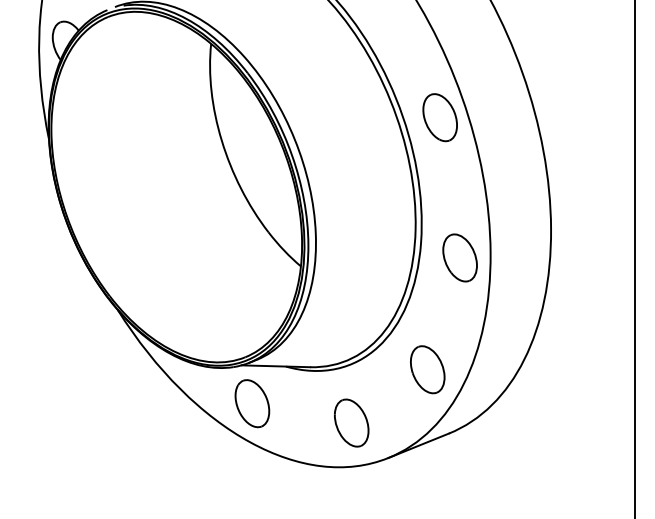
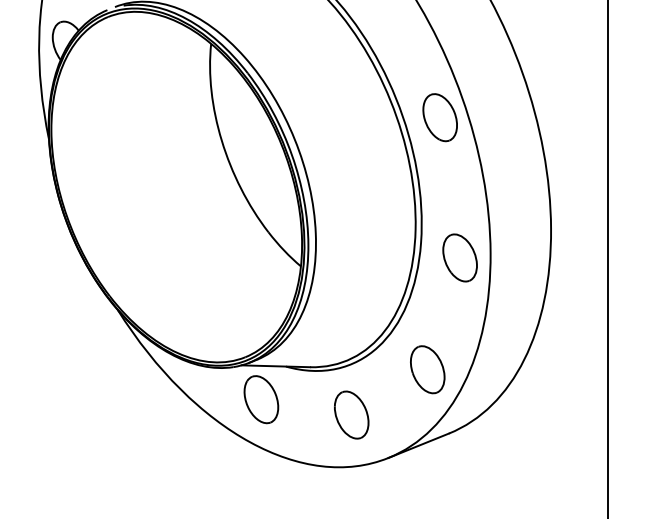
line position: (635, 258) -> (608, 258) (608, 258)
part position: (252, 403) -> (261, 399) (261, 399)
part position: (351, 422) -> (351, 414) (351, 414)
